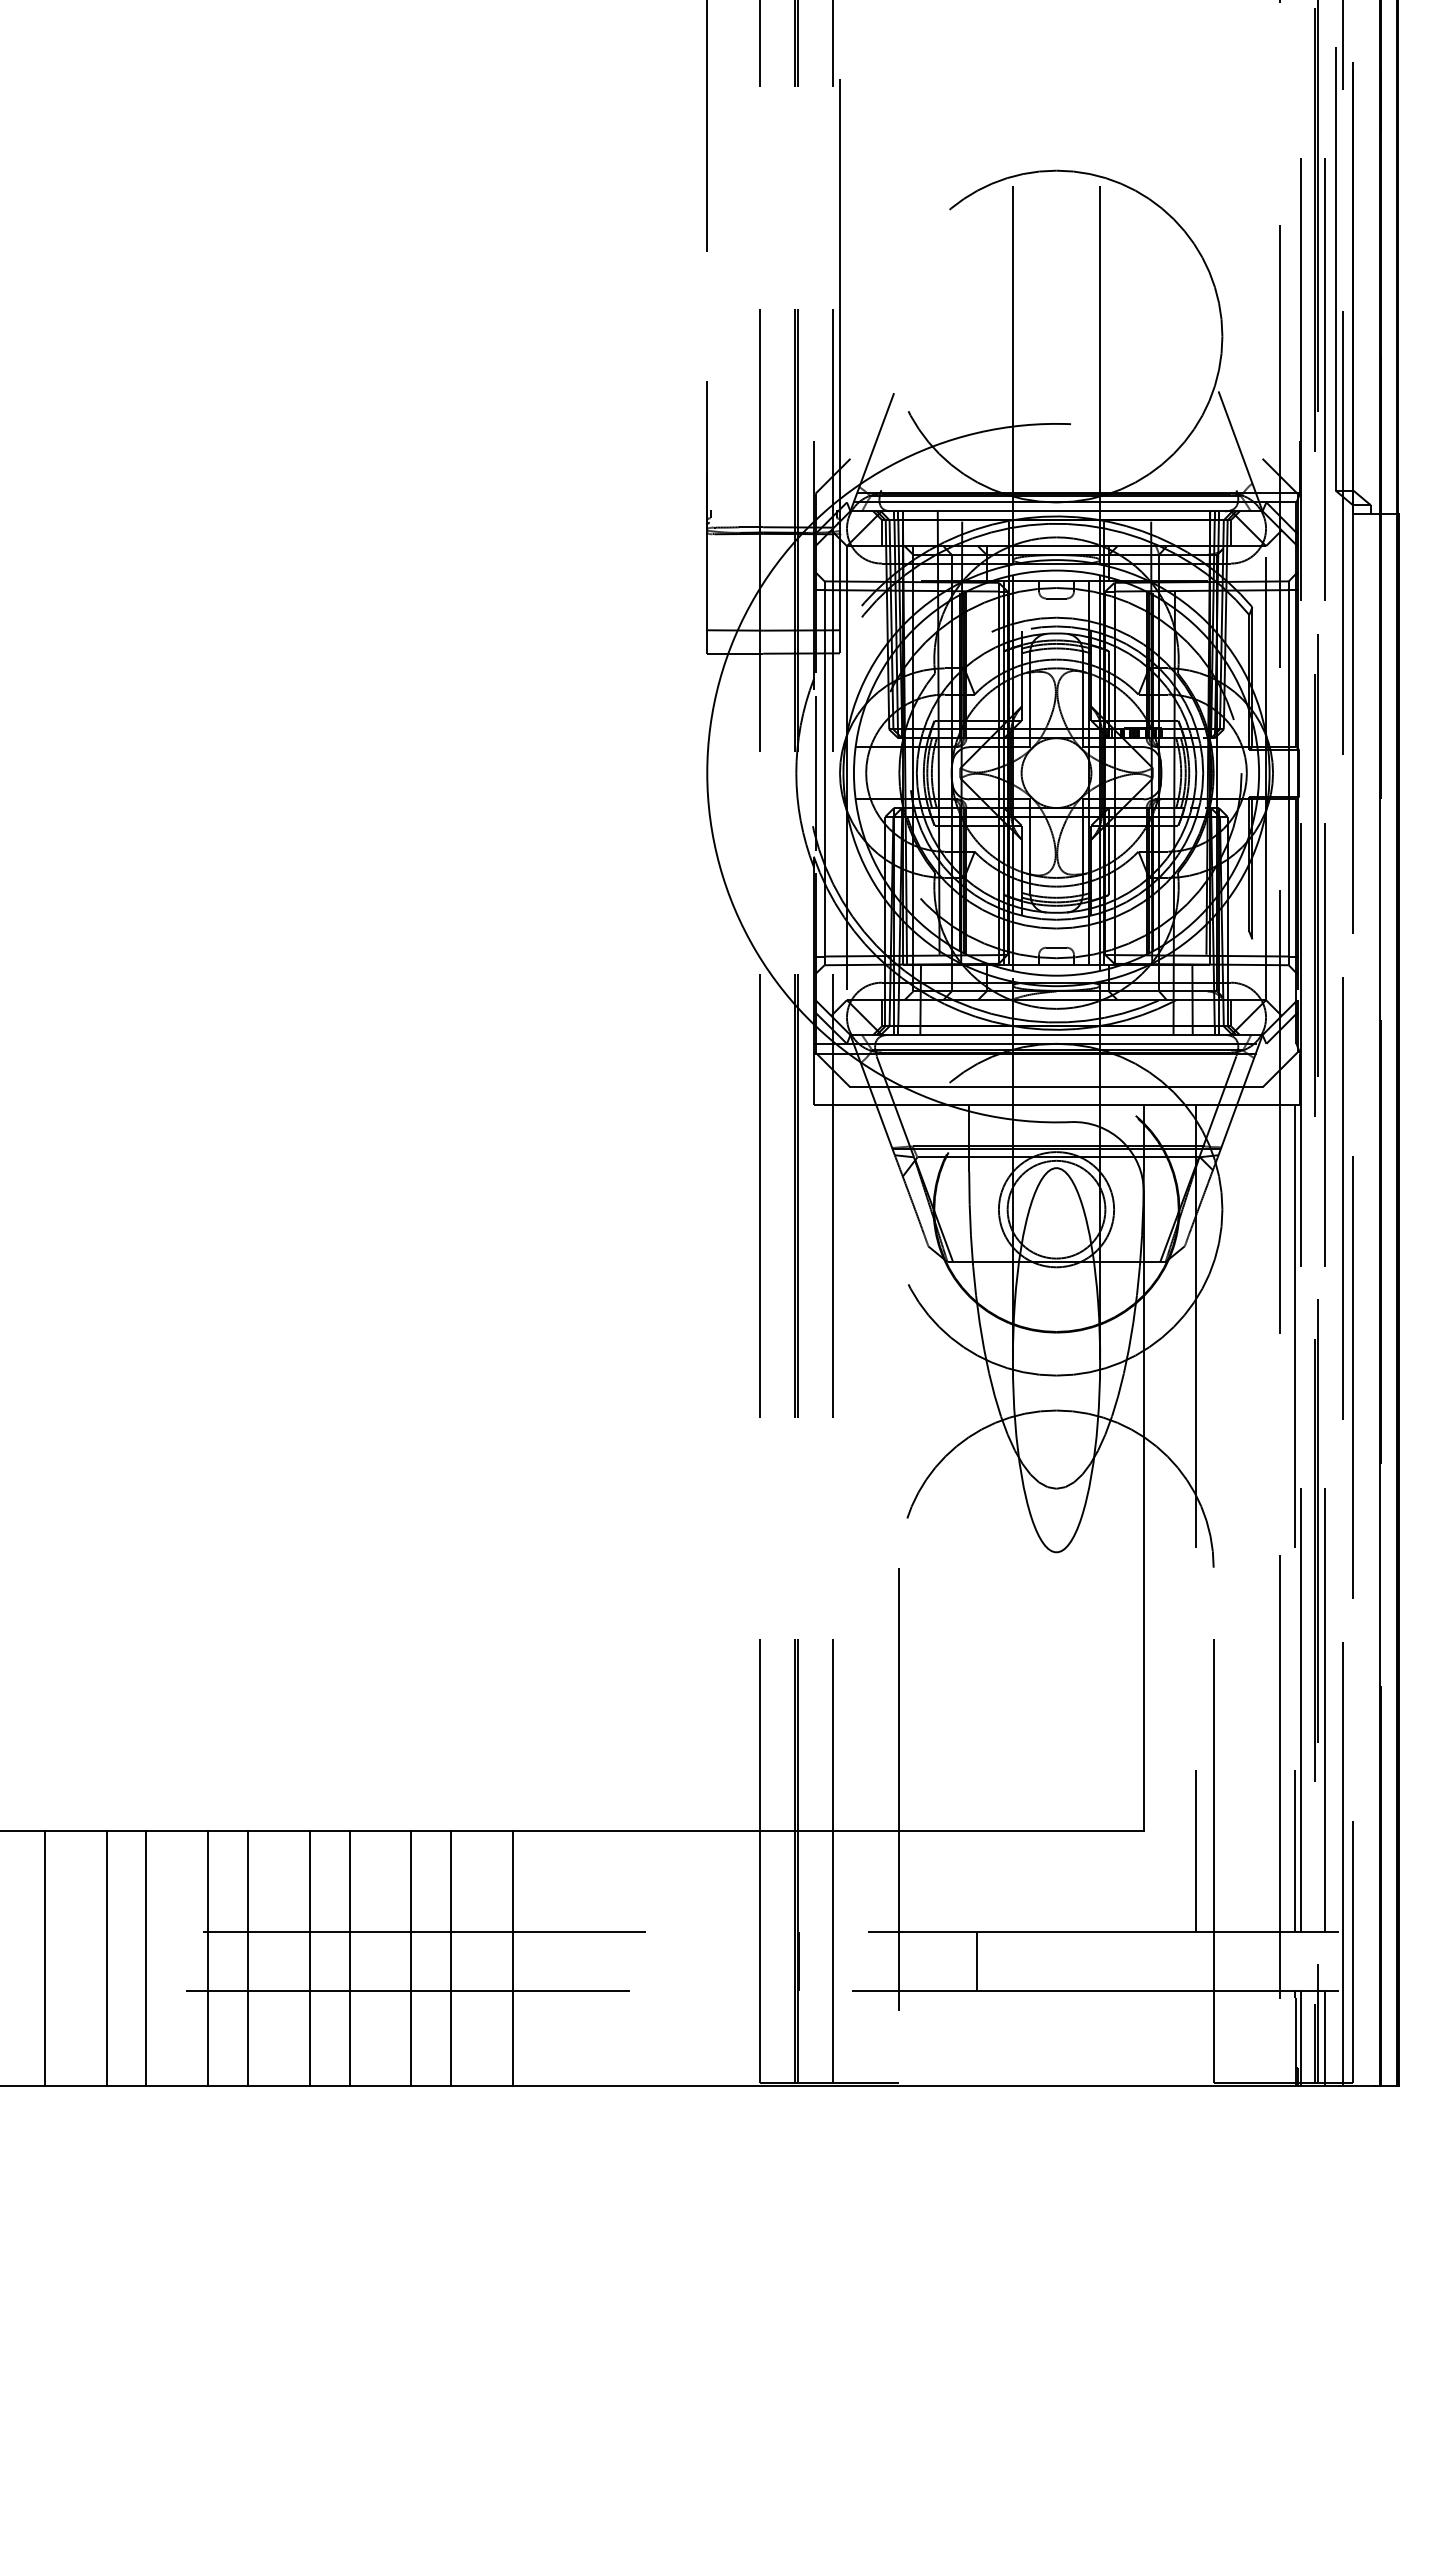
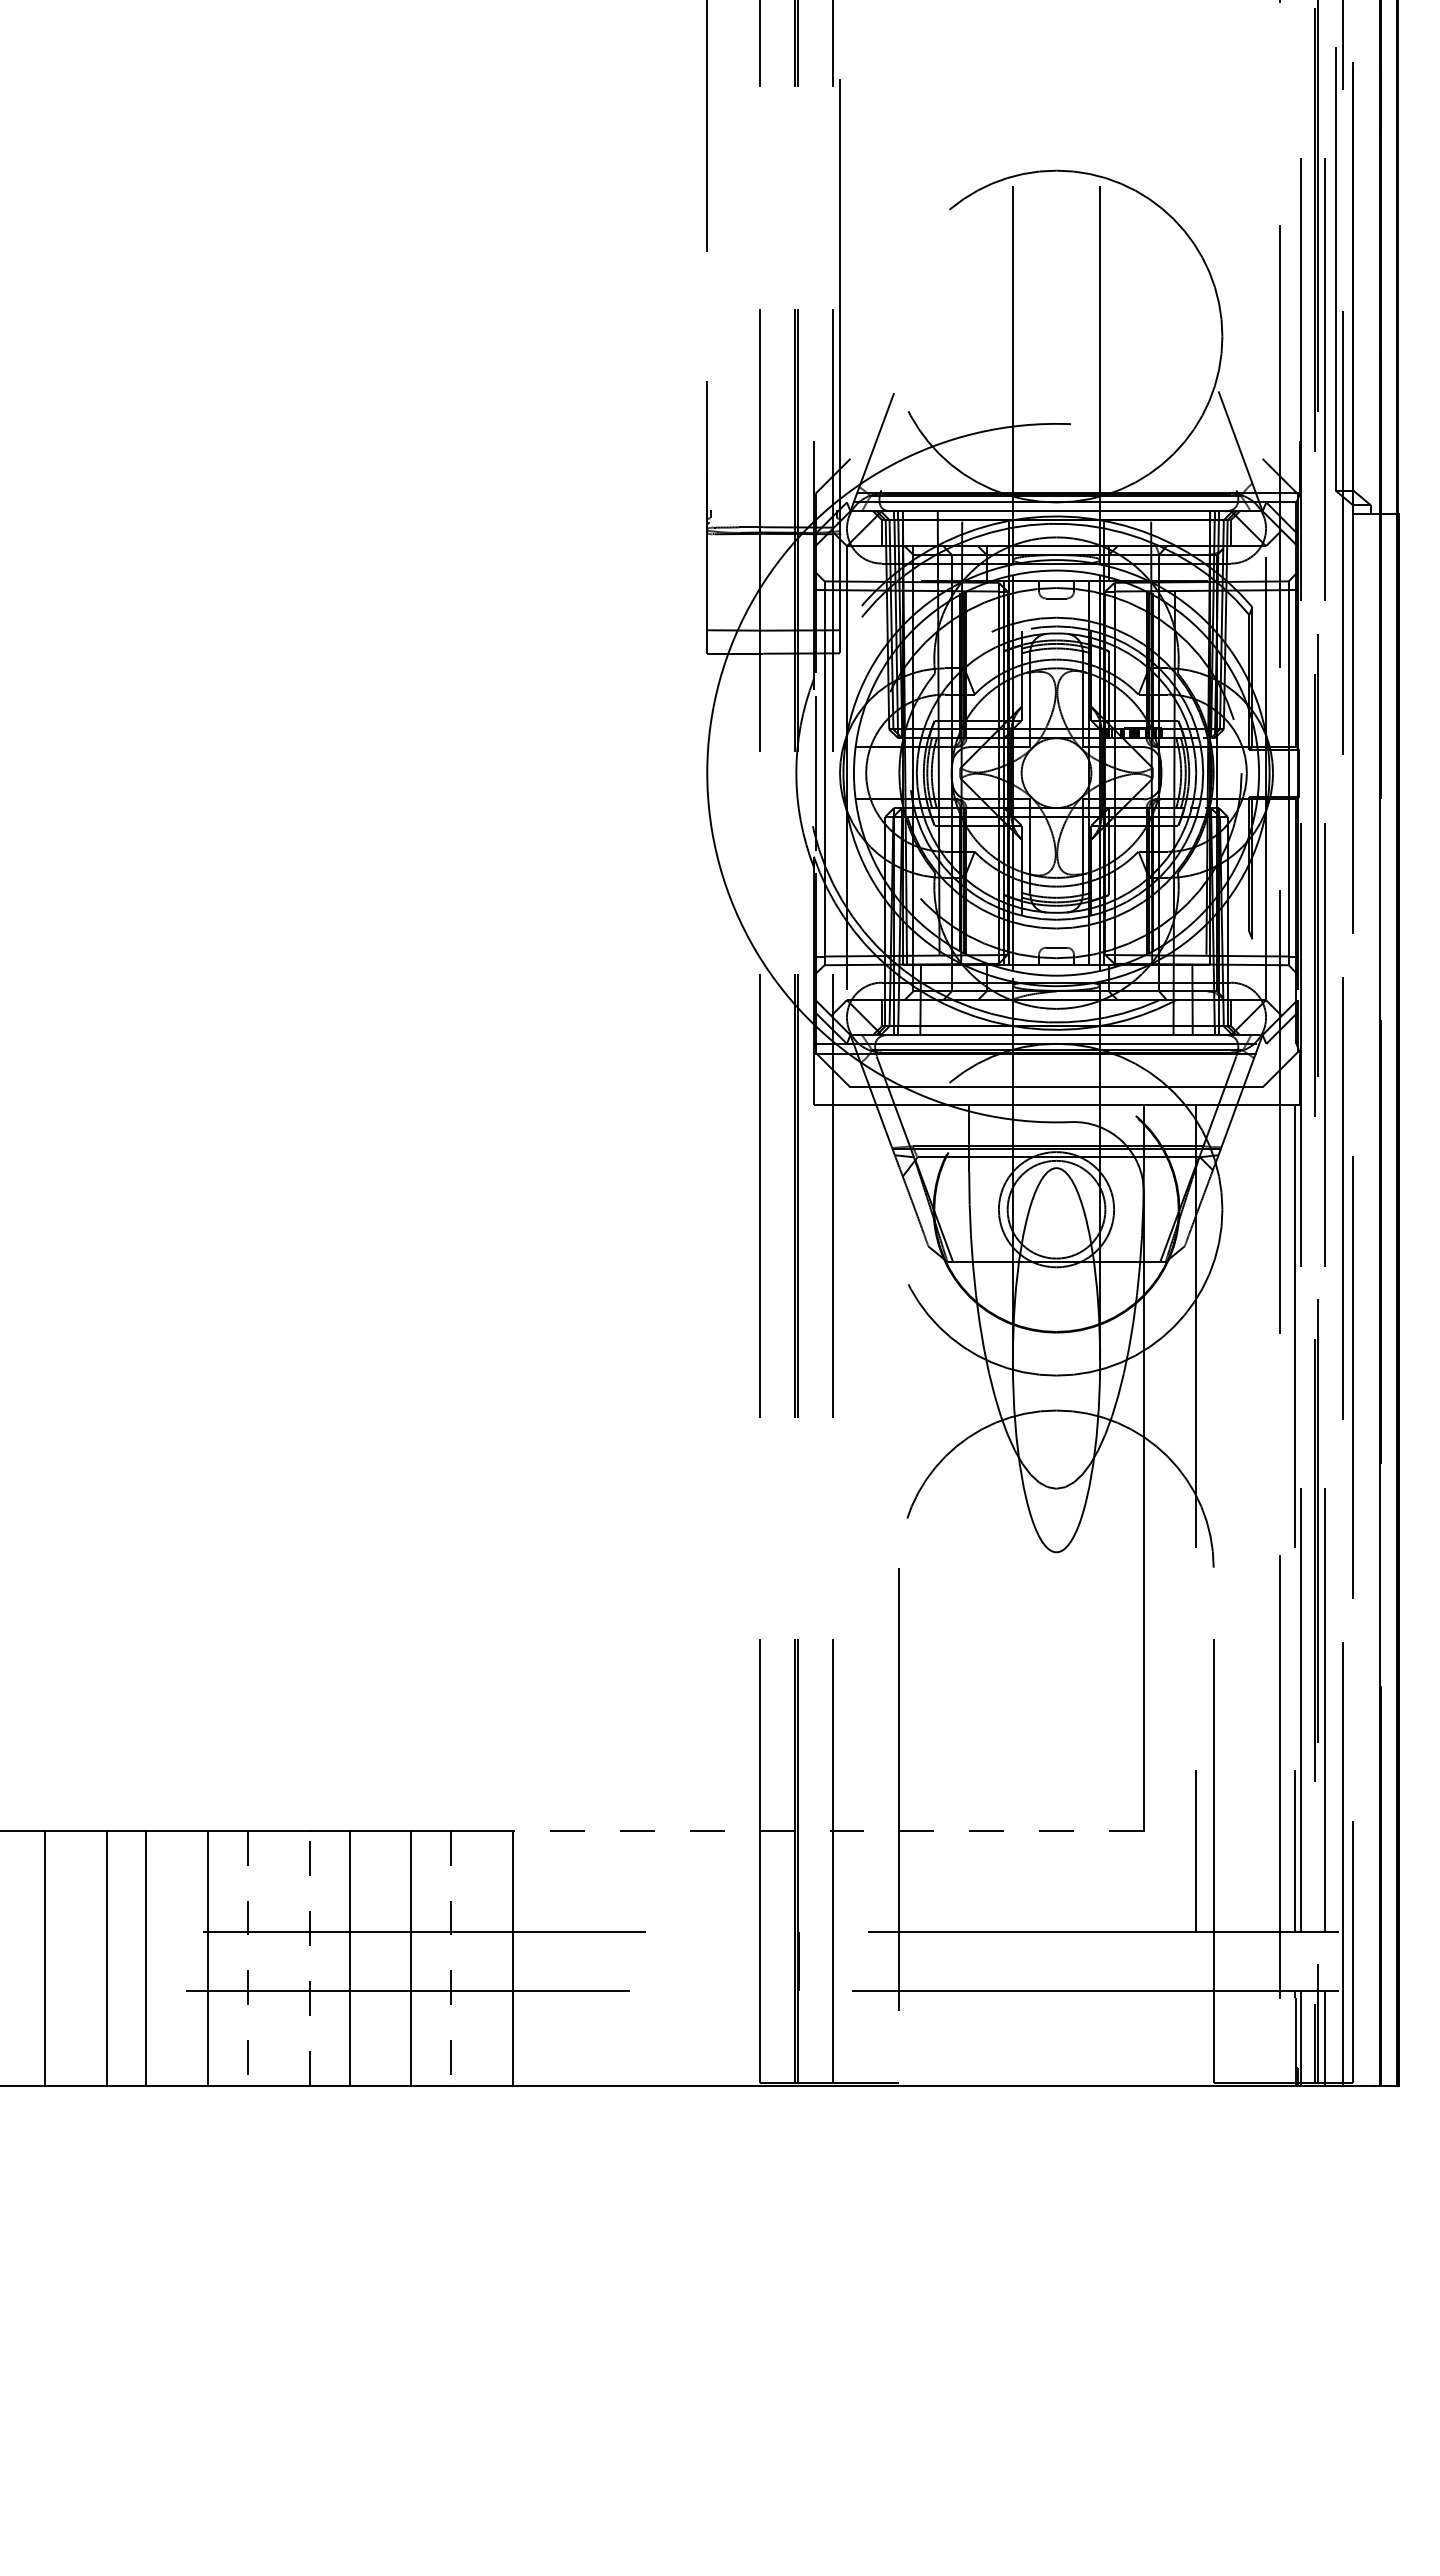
line: solid -> dashed (827, 1830)
line: solid -> dashed (309, 1957)
line: solid -> dashed (248, 1958)
line: solid -> dashed (451, 1958)
line: present -> none (976, 1961)
